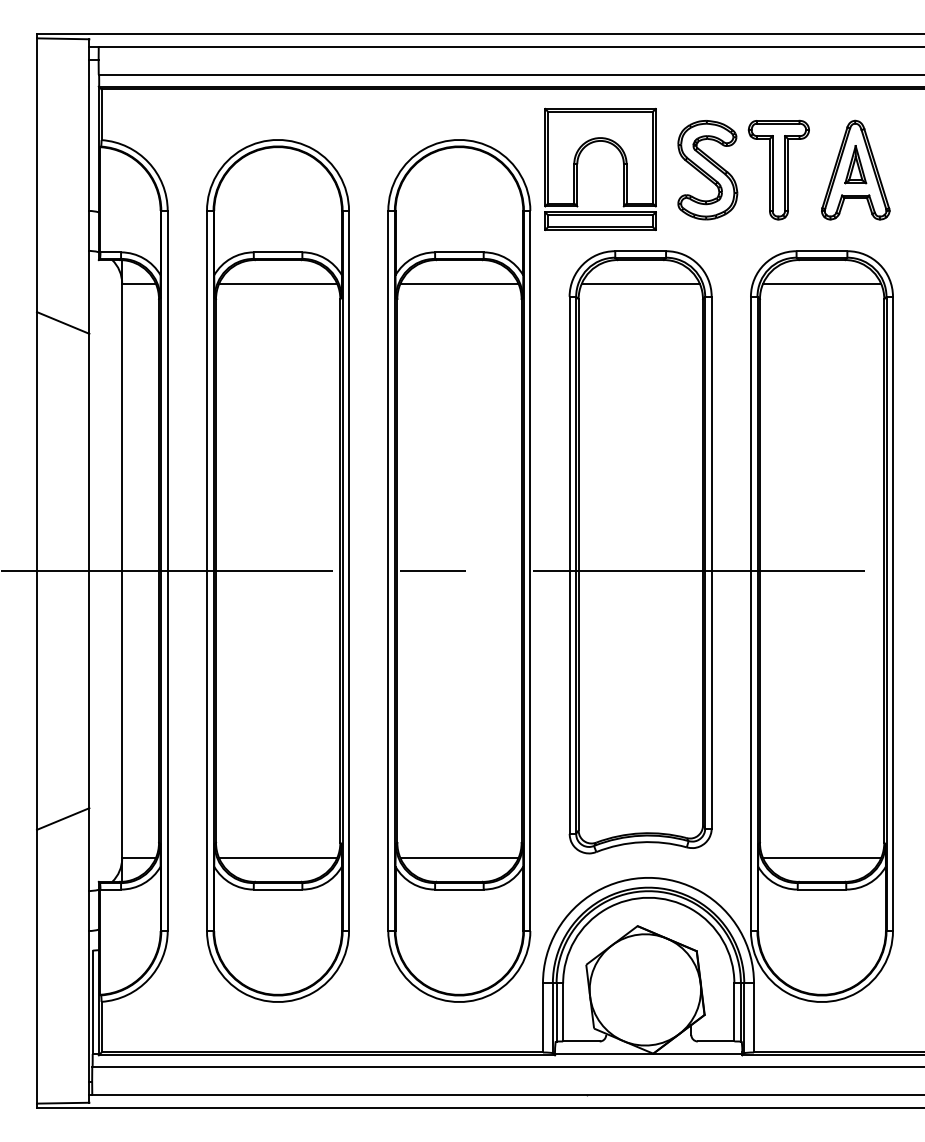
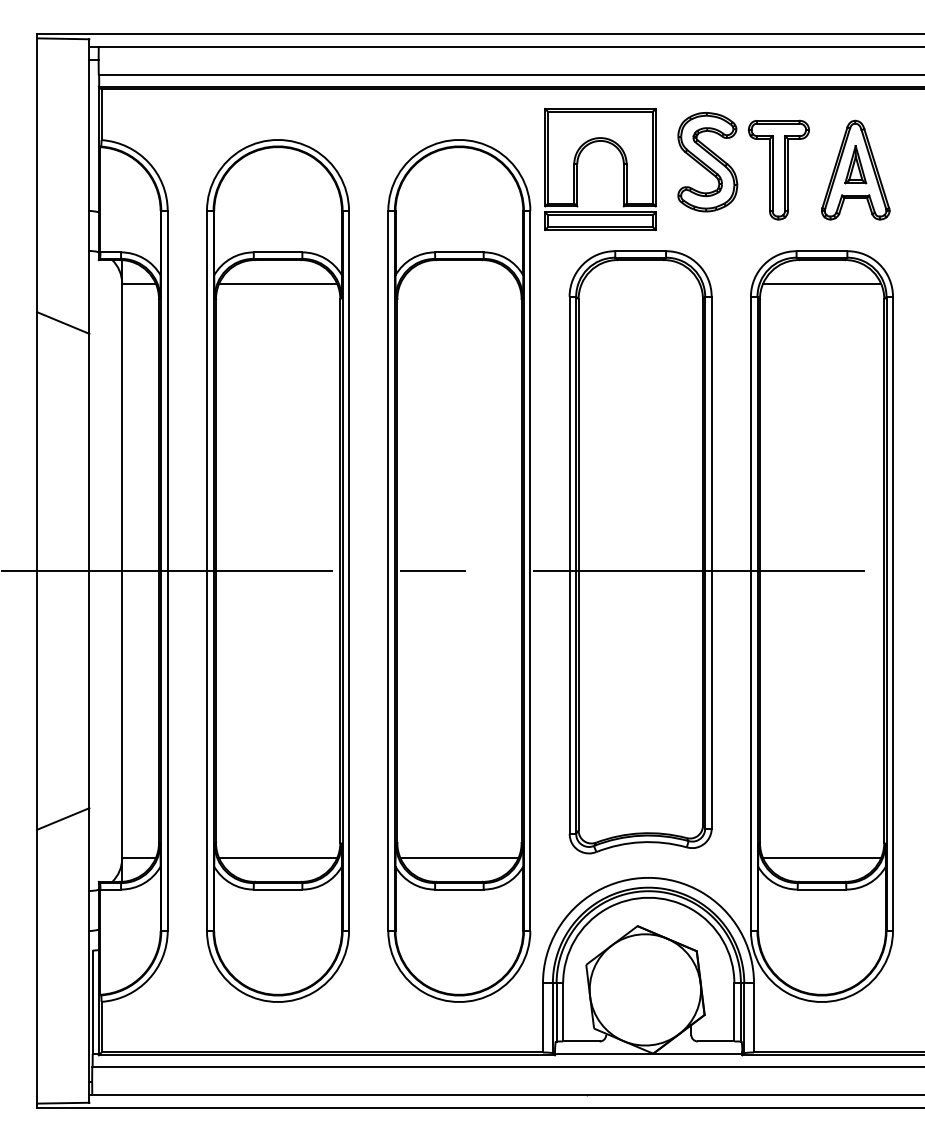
part position: (707, 170) -> (707, 162) (707, 162)
line: present -> none (459, 283)
line: present -> none (640, 283)
